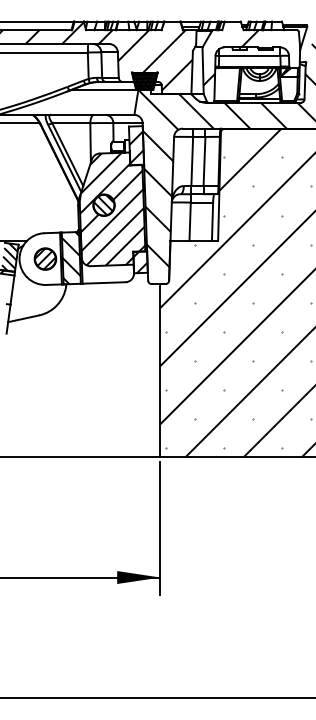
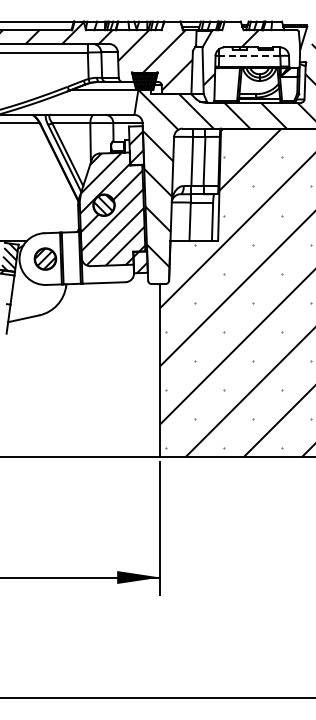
line: solid -> dashed (249, 55)
hatch: present -> none (71, 258)
